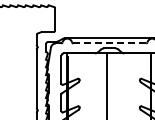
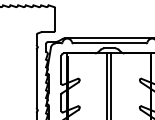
line: dashed -> solid (109, 43)
line: none -> present (111, 84)
